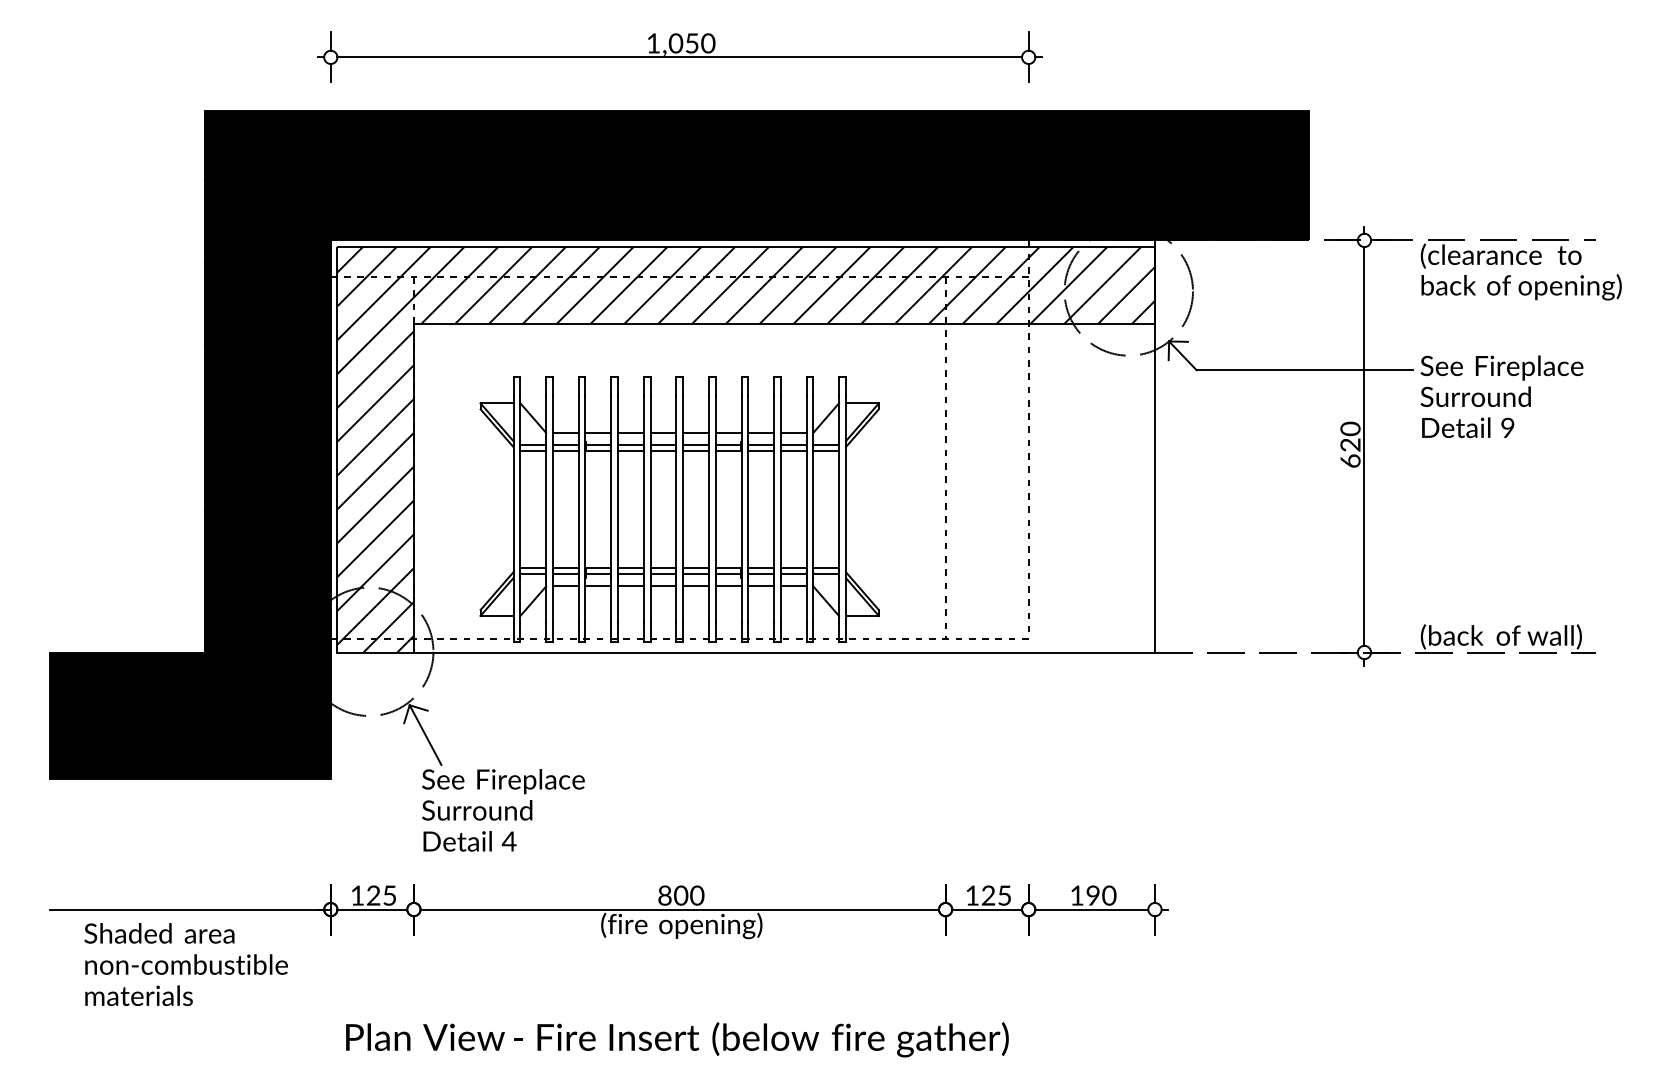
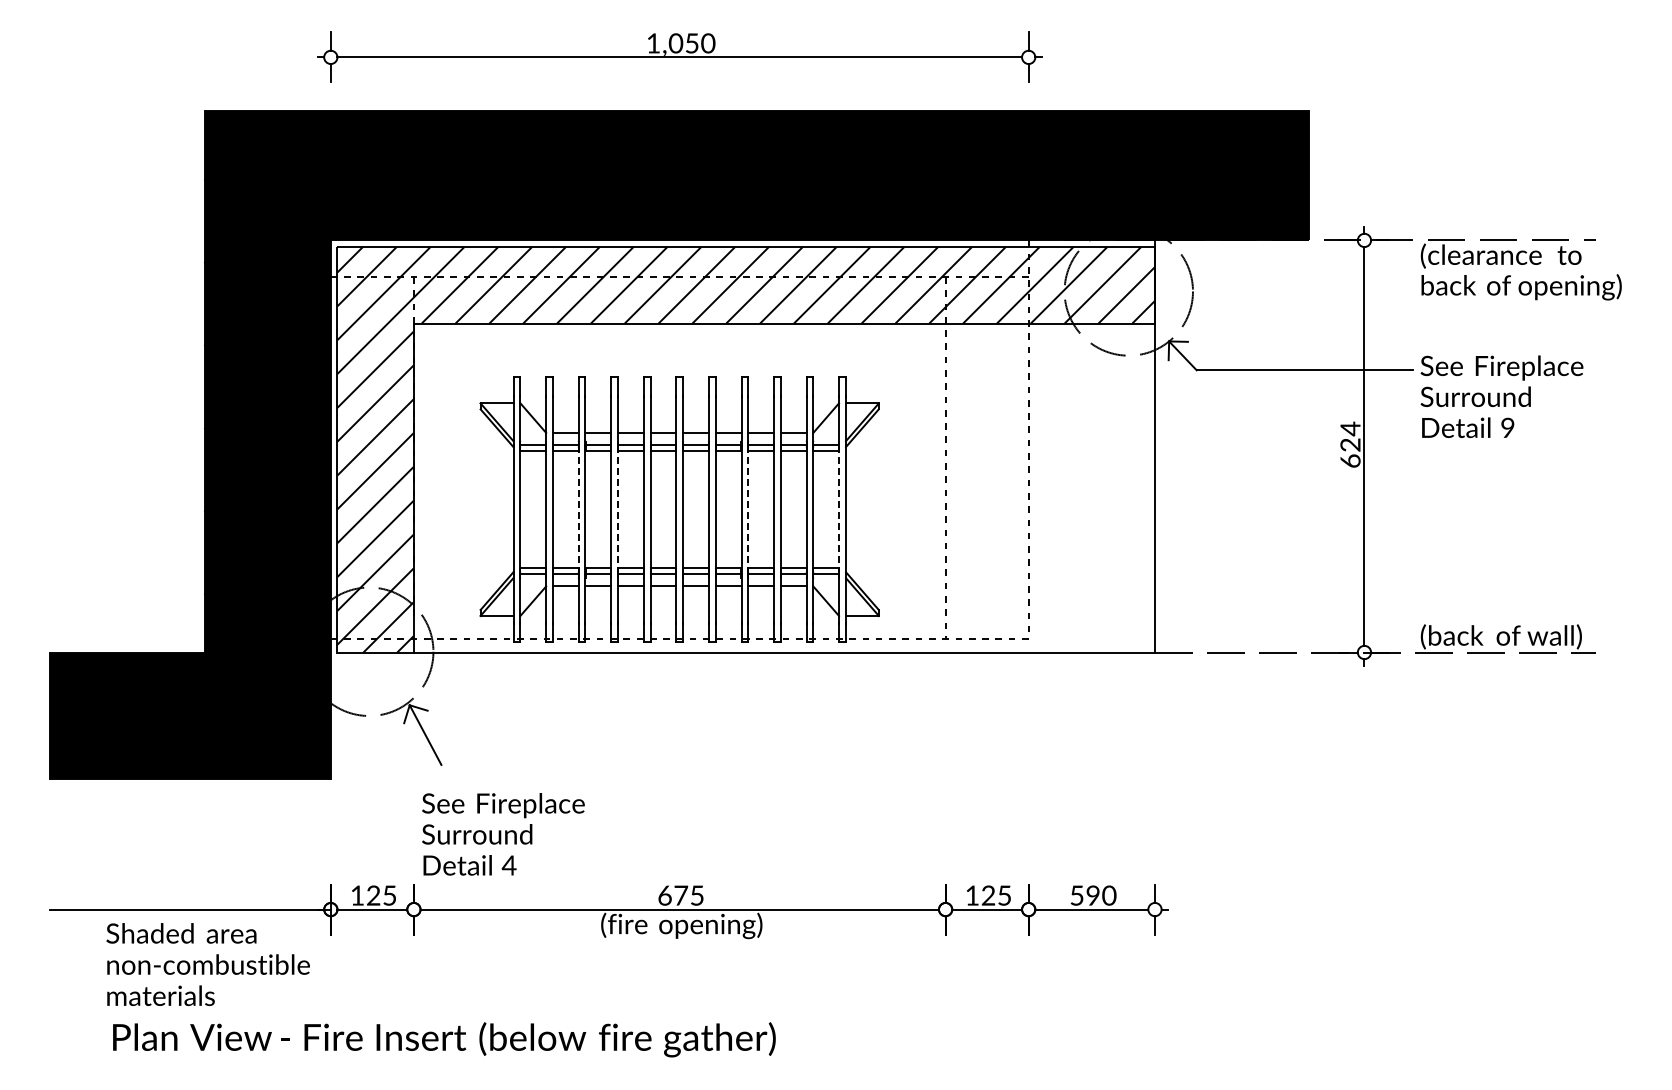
text: 620 -> 624 (1350, 428)
line: solid -> dashed (578, 509)
line: solid -> dashed (617, 509)
line: solid -> dashed (748, 509)
line: solid -> dashed (839, 509)
text position: (503, 810) -> (503, 834) (503, 834)
text: 800 -> 675 (681, 895)
text: 190 -> 590 (1076, 895)
text position: (185, 964) -> (207, 964) (207, 964)
text position: (677, 1039) -> (444, 1039) (444, 1039)
